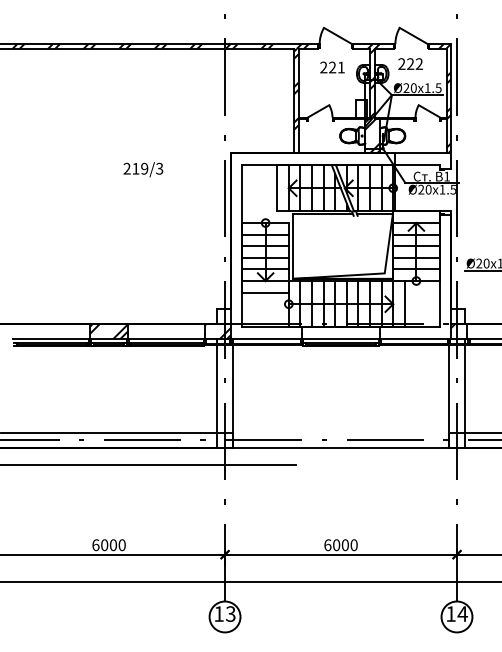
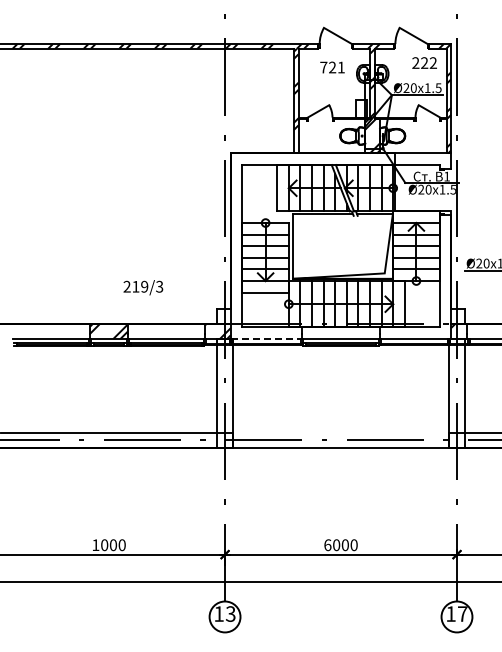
text position: (410, 63) -> (424, 62) (424, 62)
text: 221 -> 721 (323, 67)
text position: (143, 169) -> (143, 287) (143, 287)
line: solid -> dashed (266, 339)
line: present -> none (148, 464)
text: 6000 -> 1000 (95, 545)
text: 14 -> 17 (462, 613)
